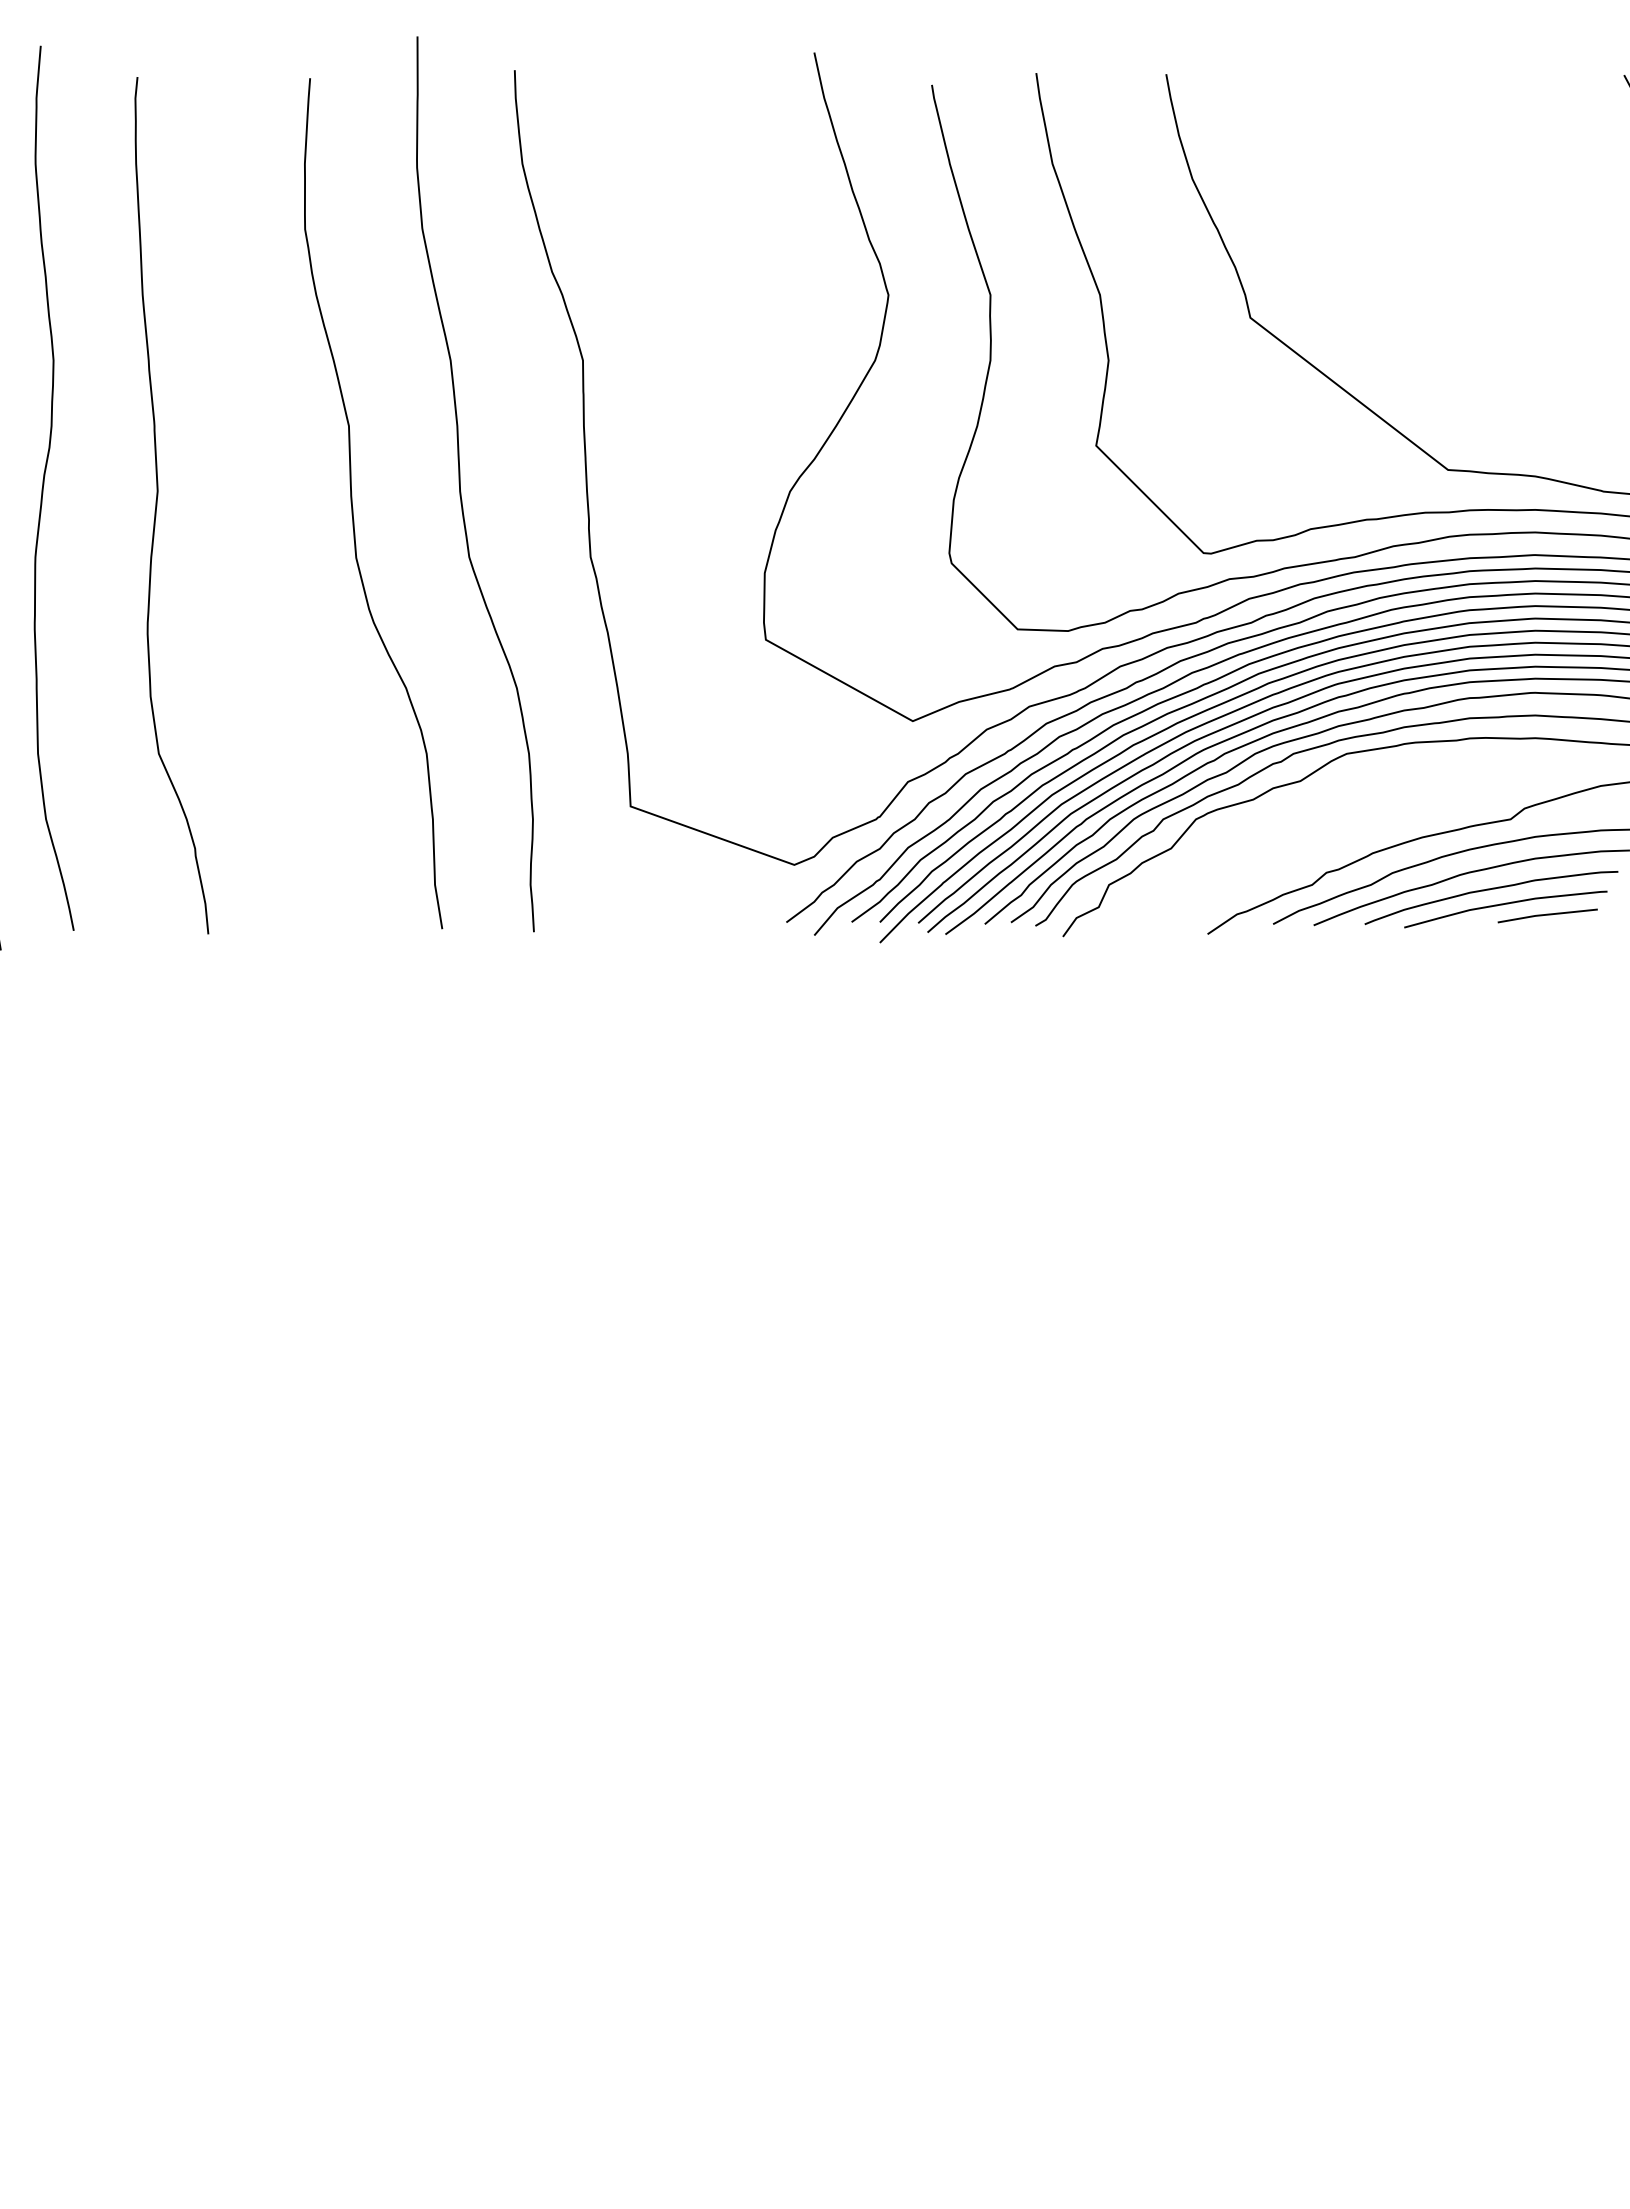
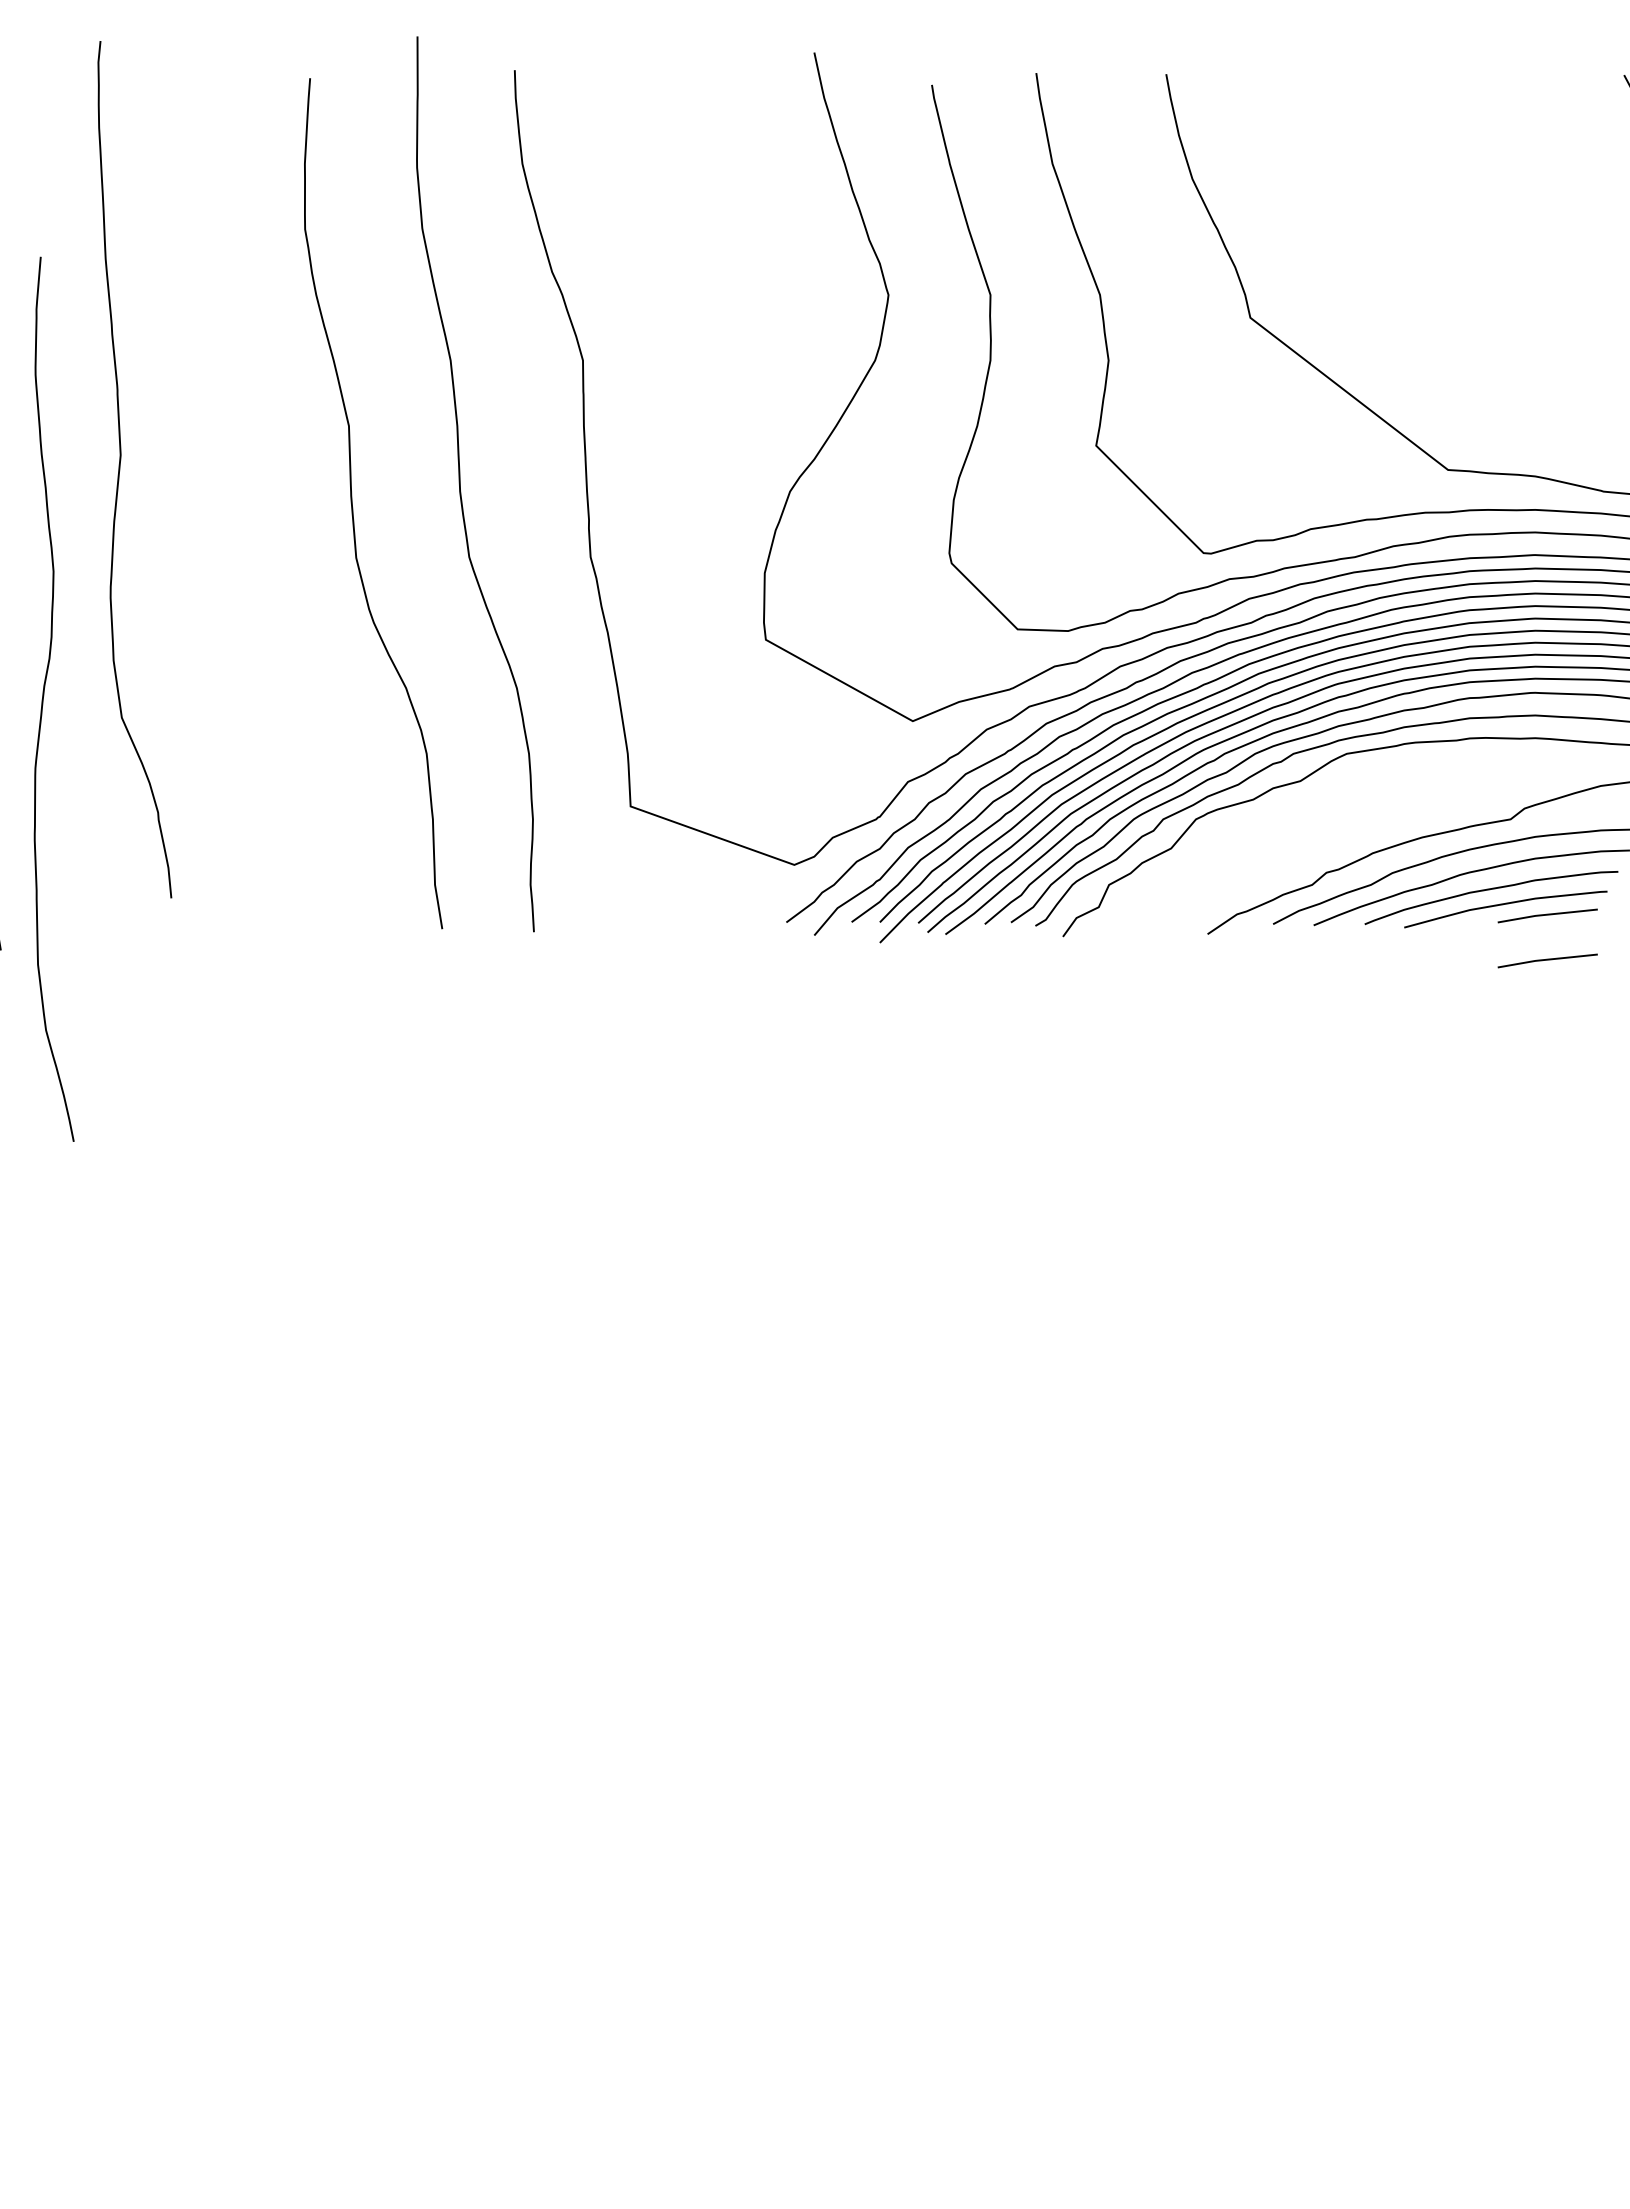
curve position: (44, 484) -> (44, 695) (44, 695)
curve position: (157, 505) -> (120, 469) (120, 469)
curve: none -> present (1547, 960)
